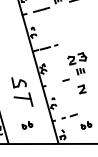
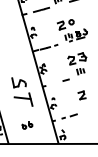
part: none -> present (71, 30)
part position: (81, 89) -> (81, 95) (81, 95)
part: present -> none (86, 125)
